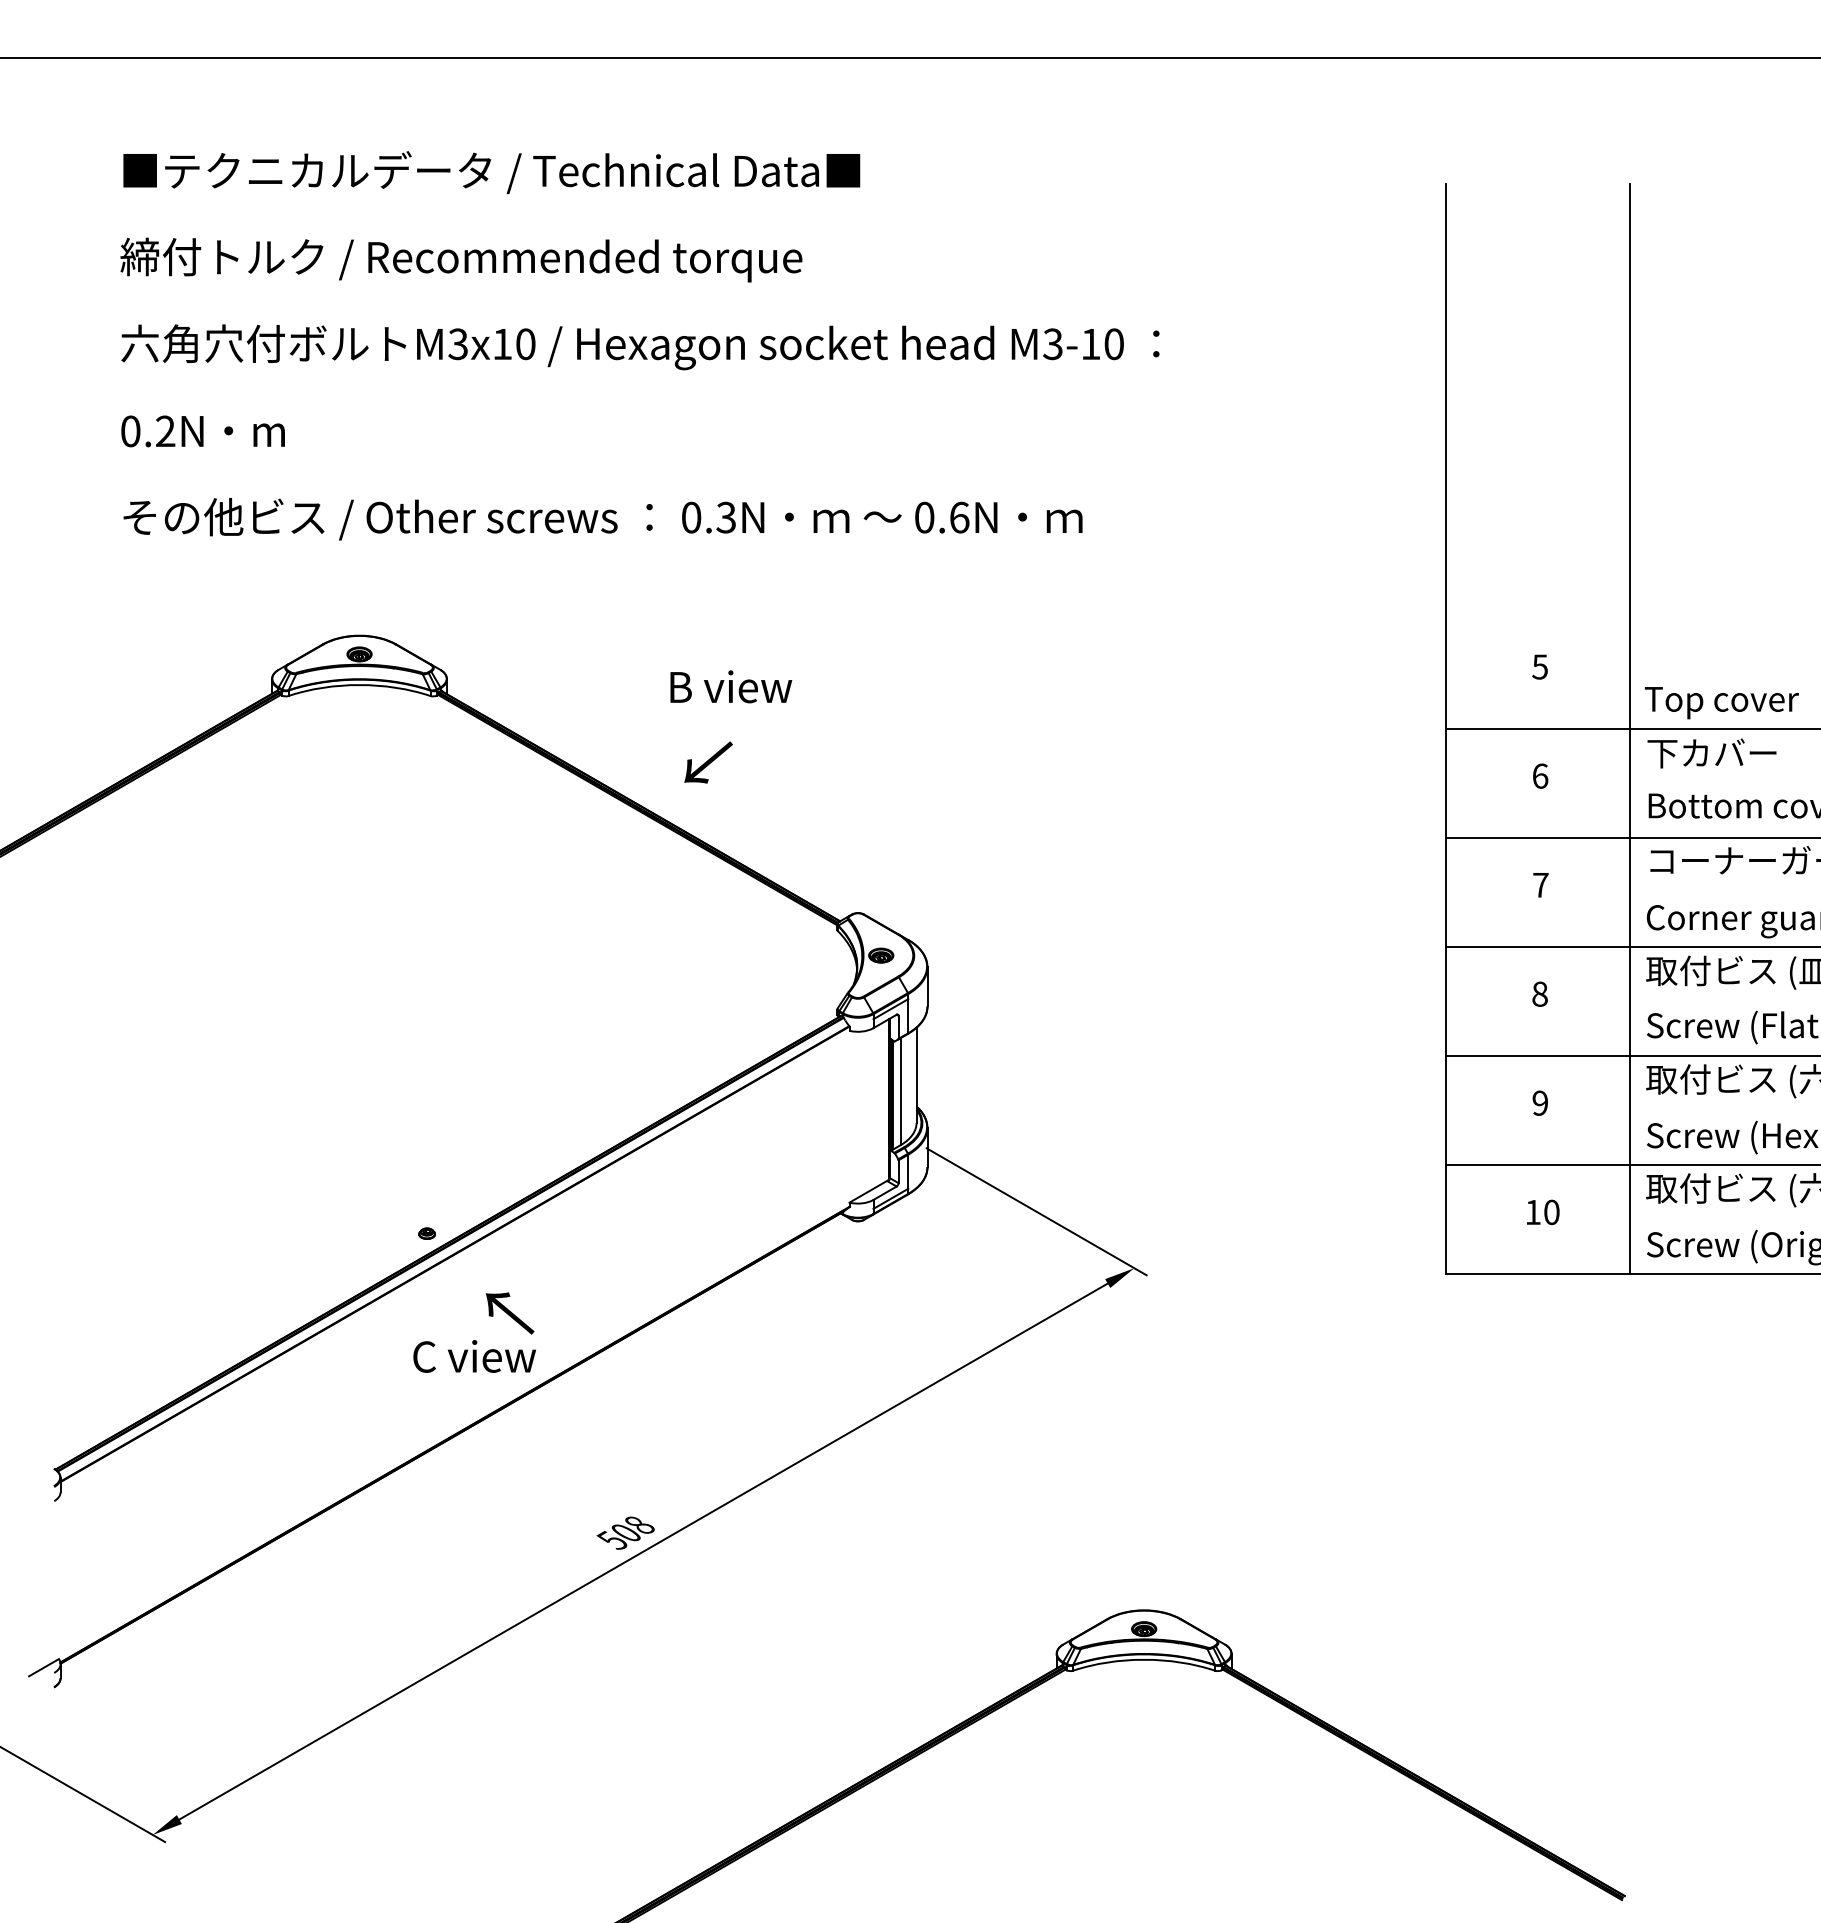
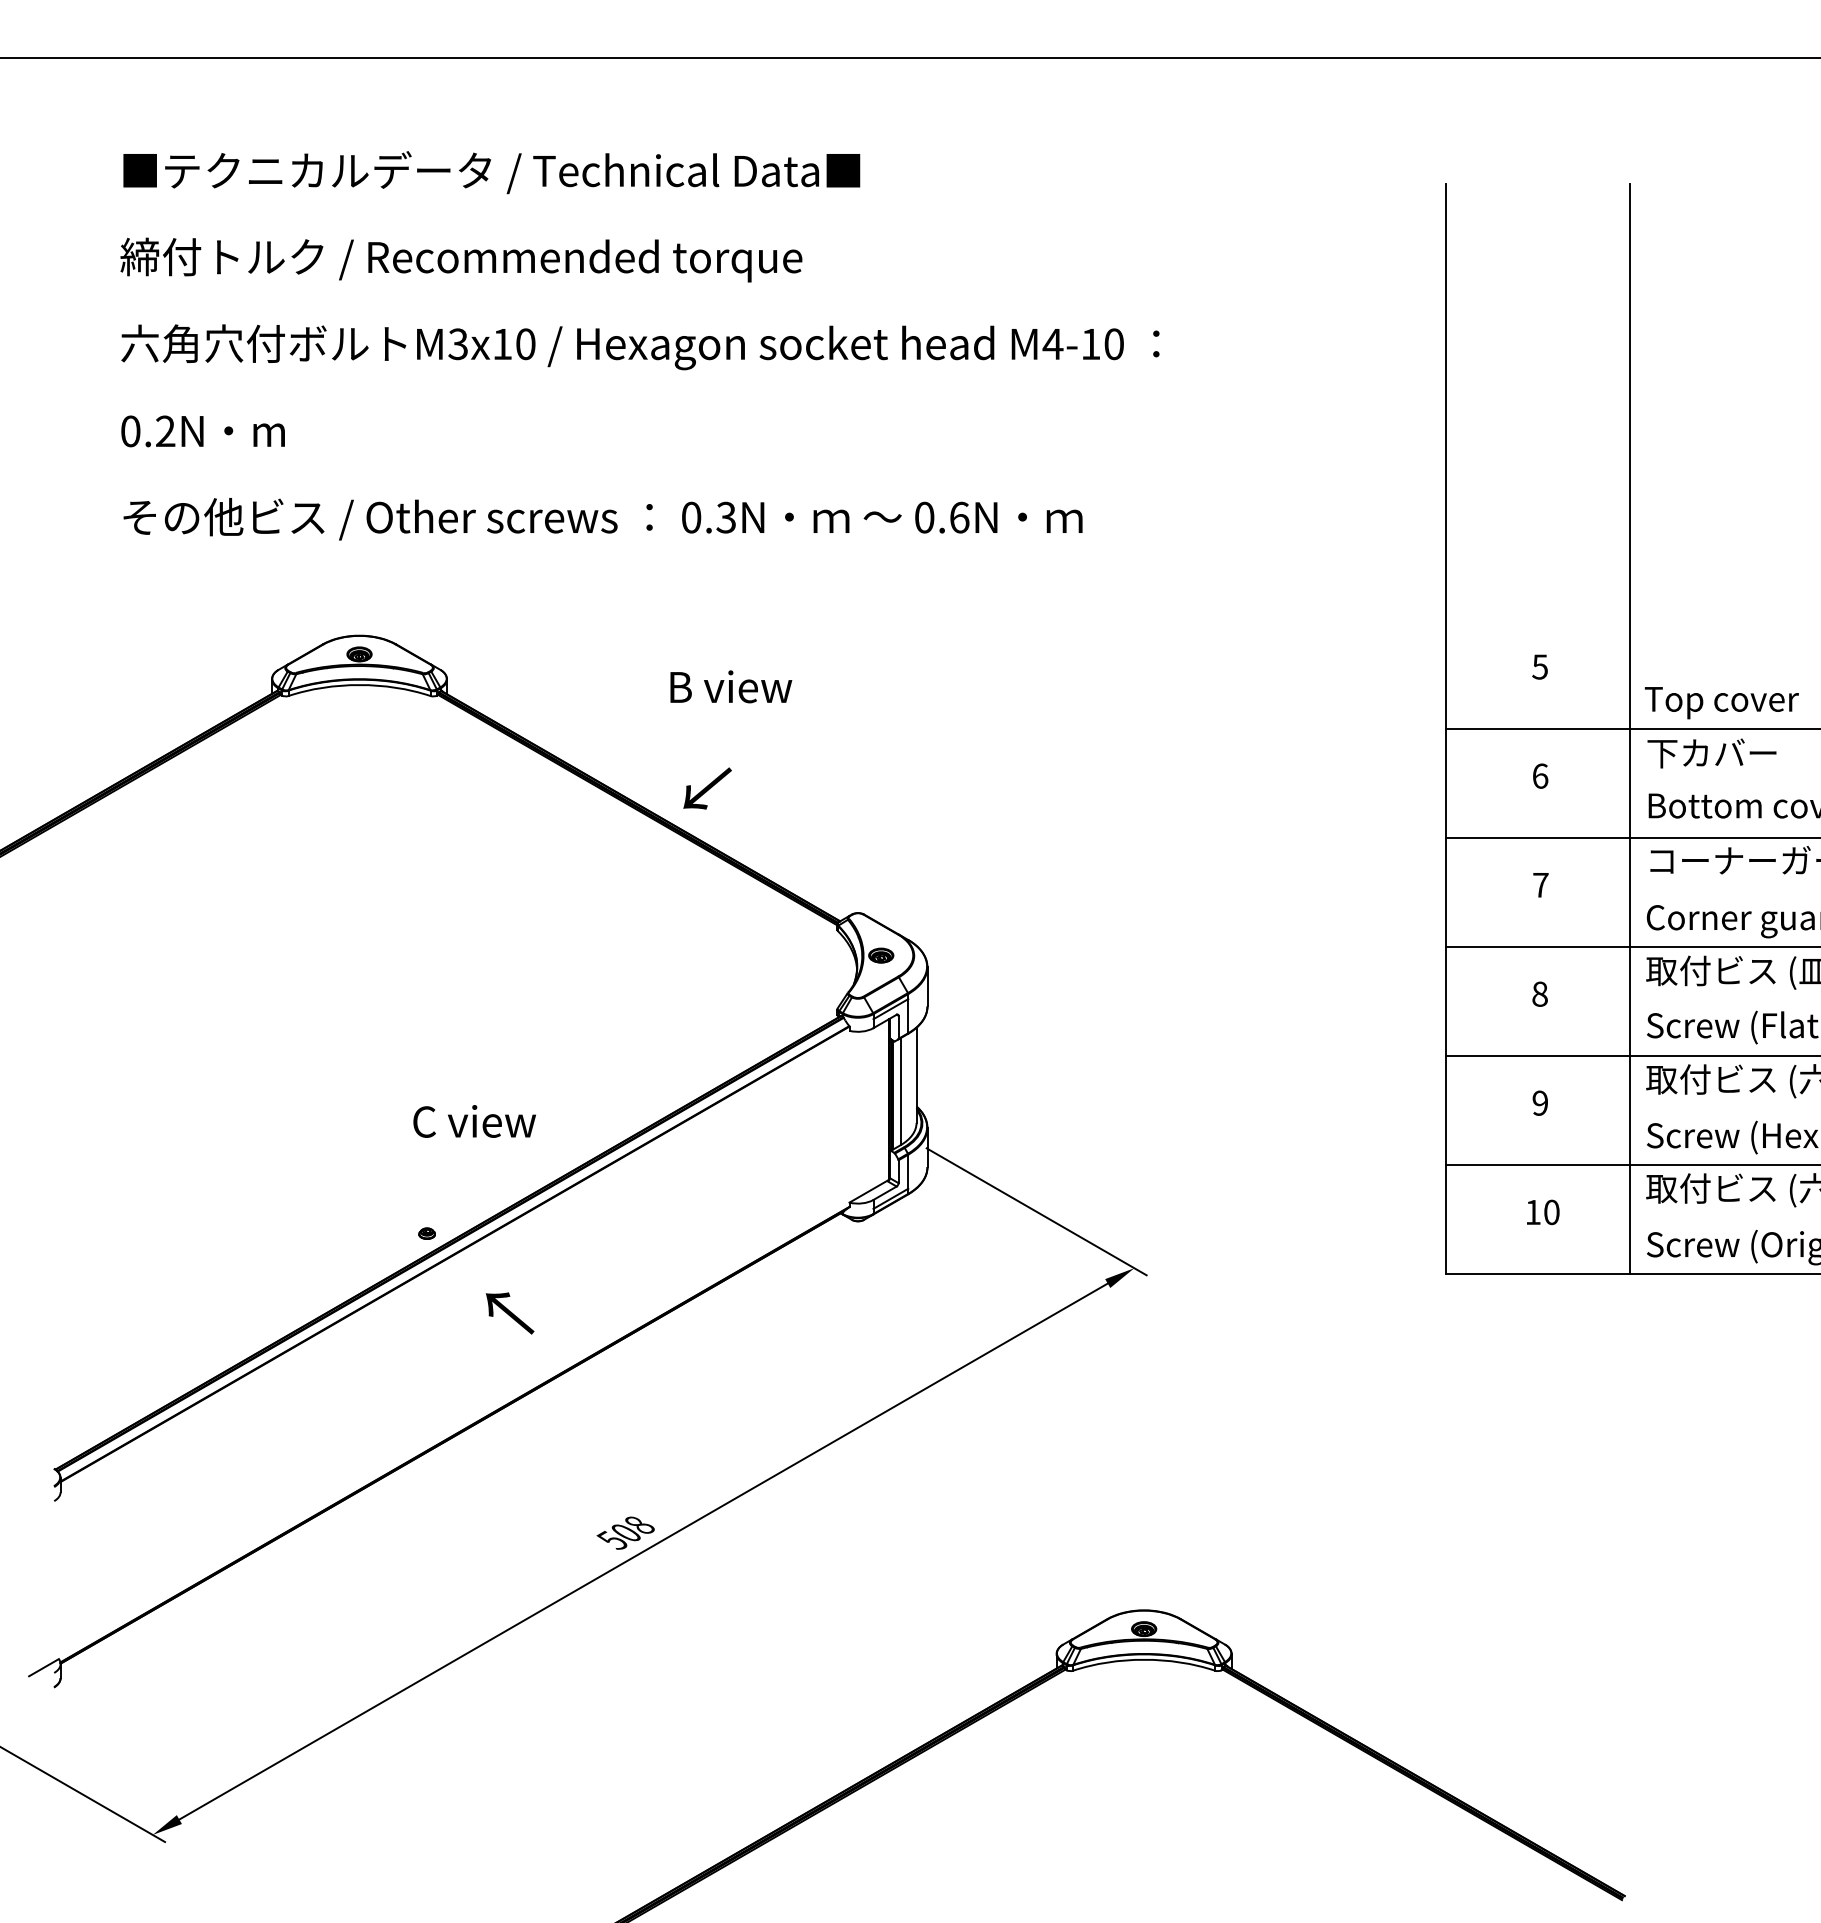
text: M3-10 -> M4-10 (1052, 344)
text position: (708, 762) -> (707, 788) (707, 788)
text position: (474, 1356) -> (474, 1121) (474, 1121)
